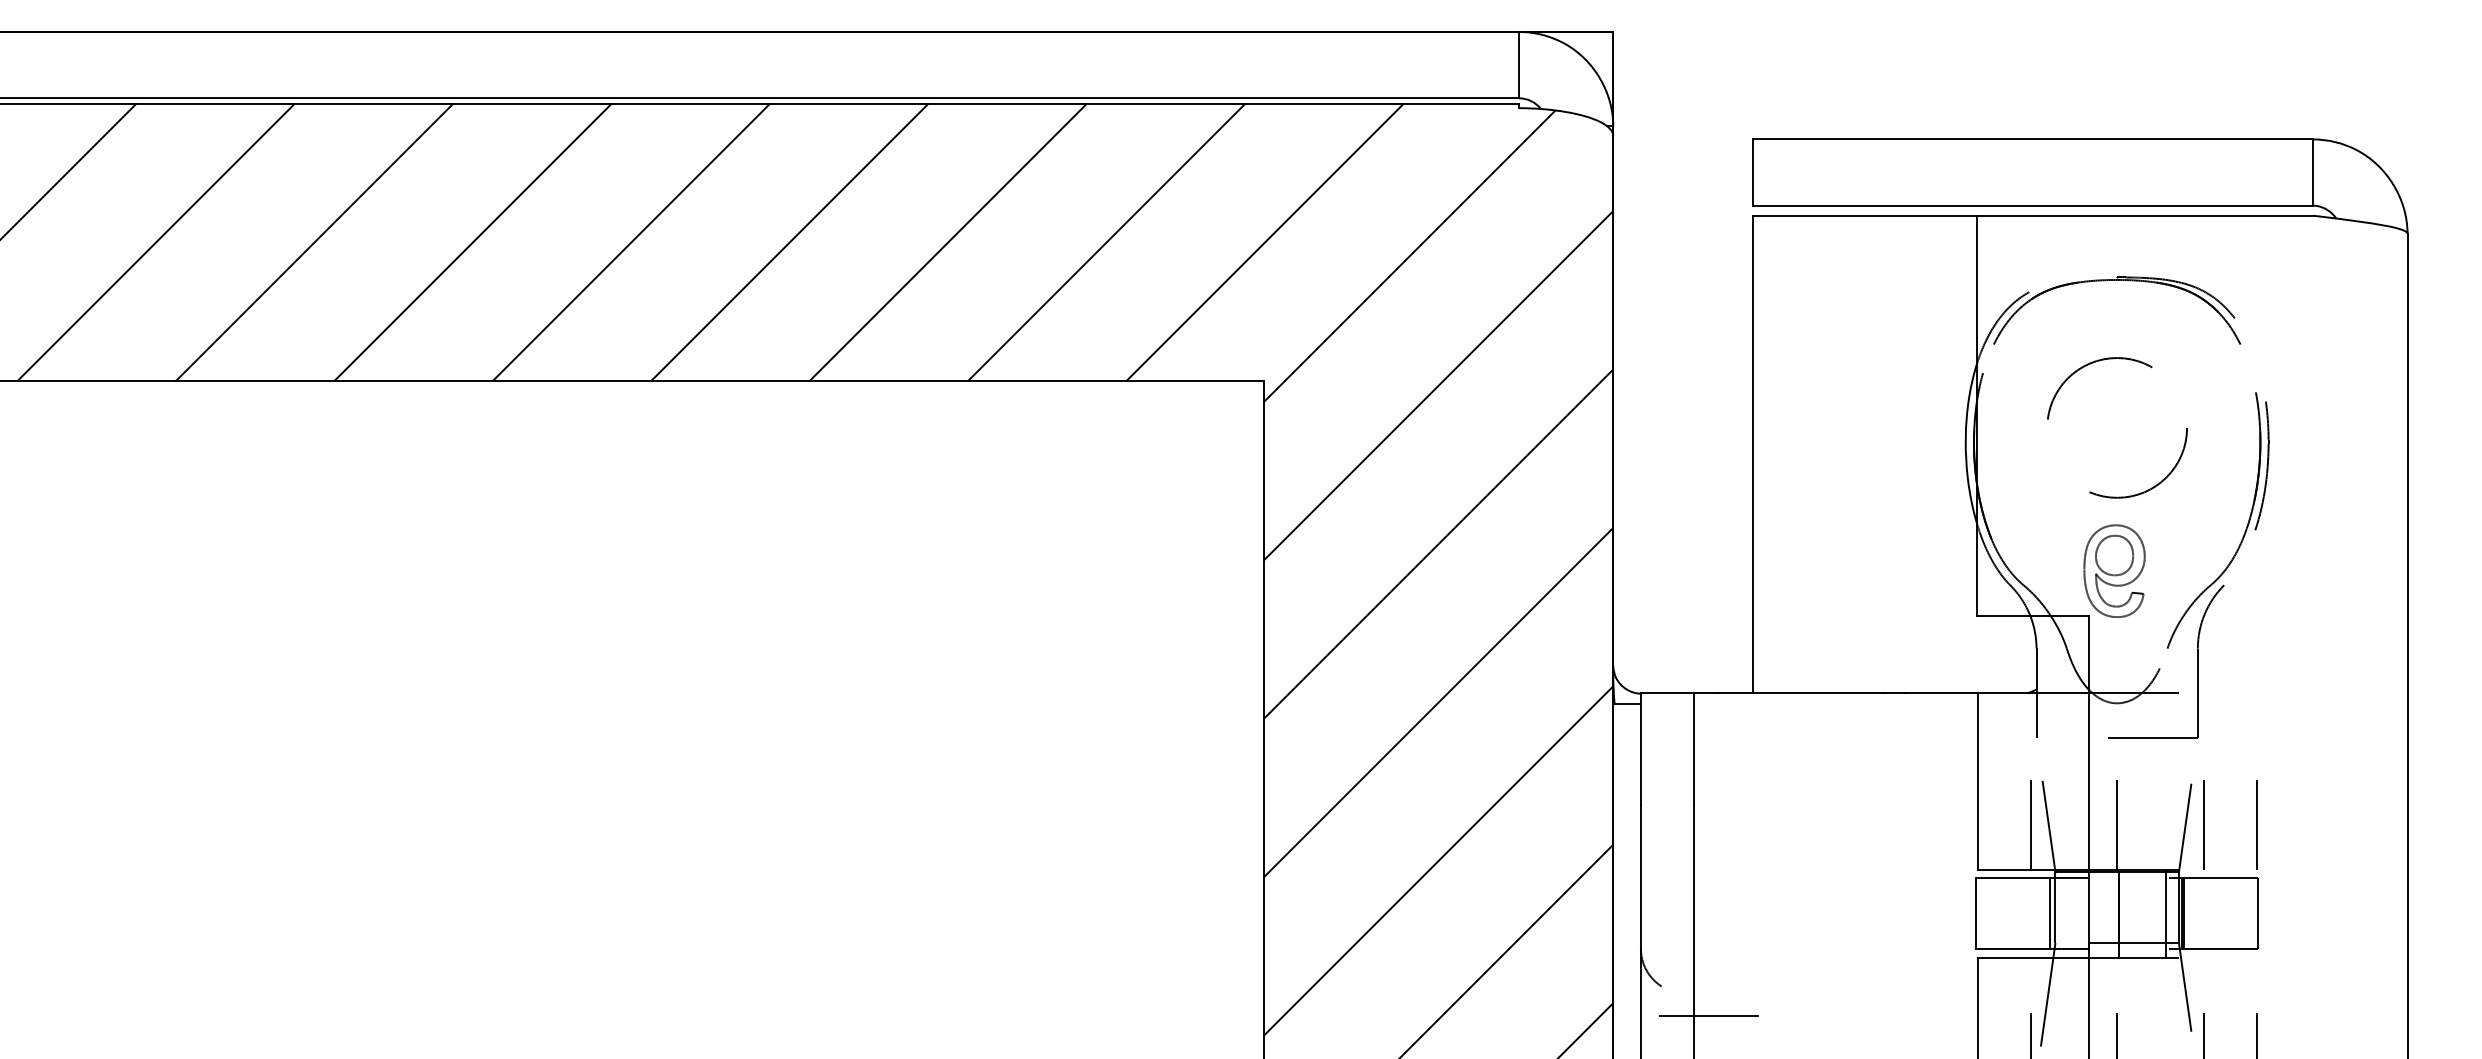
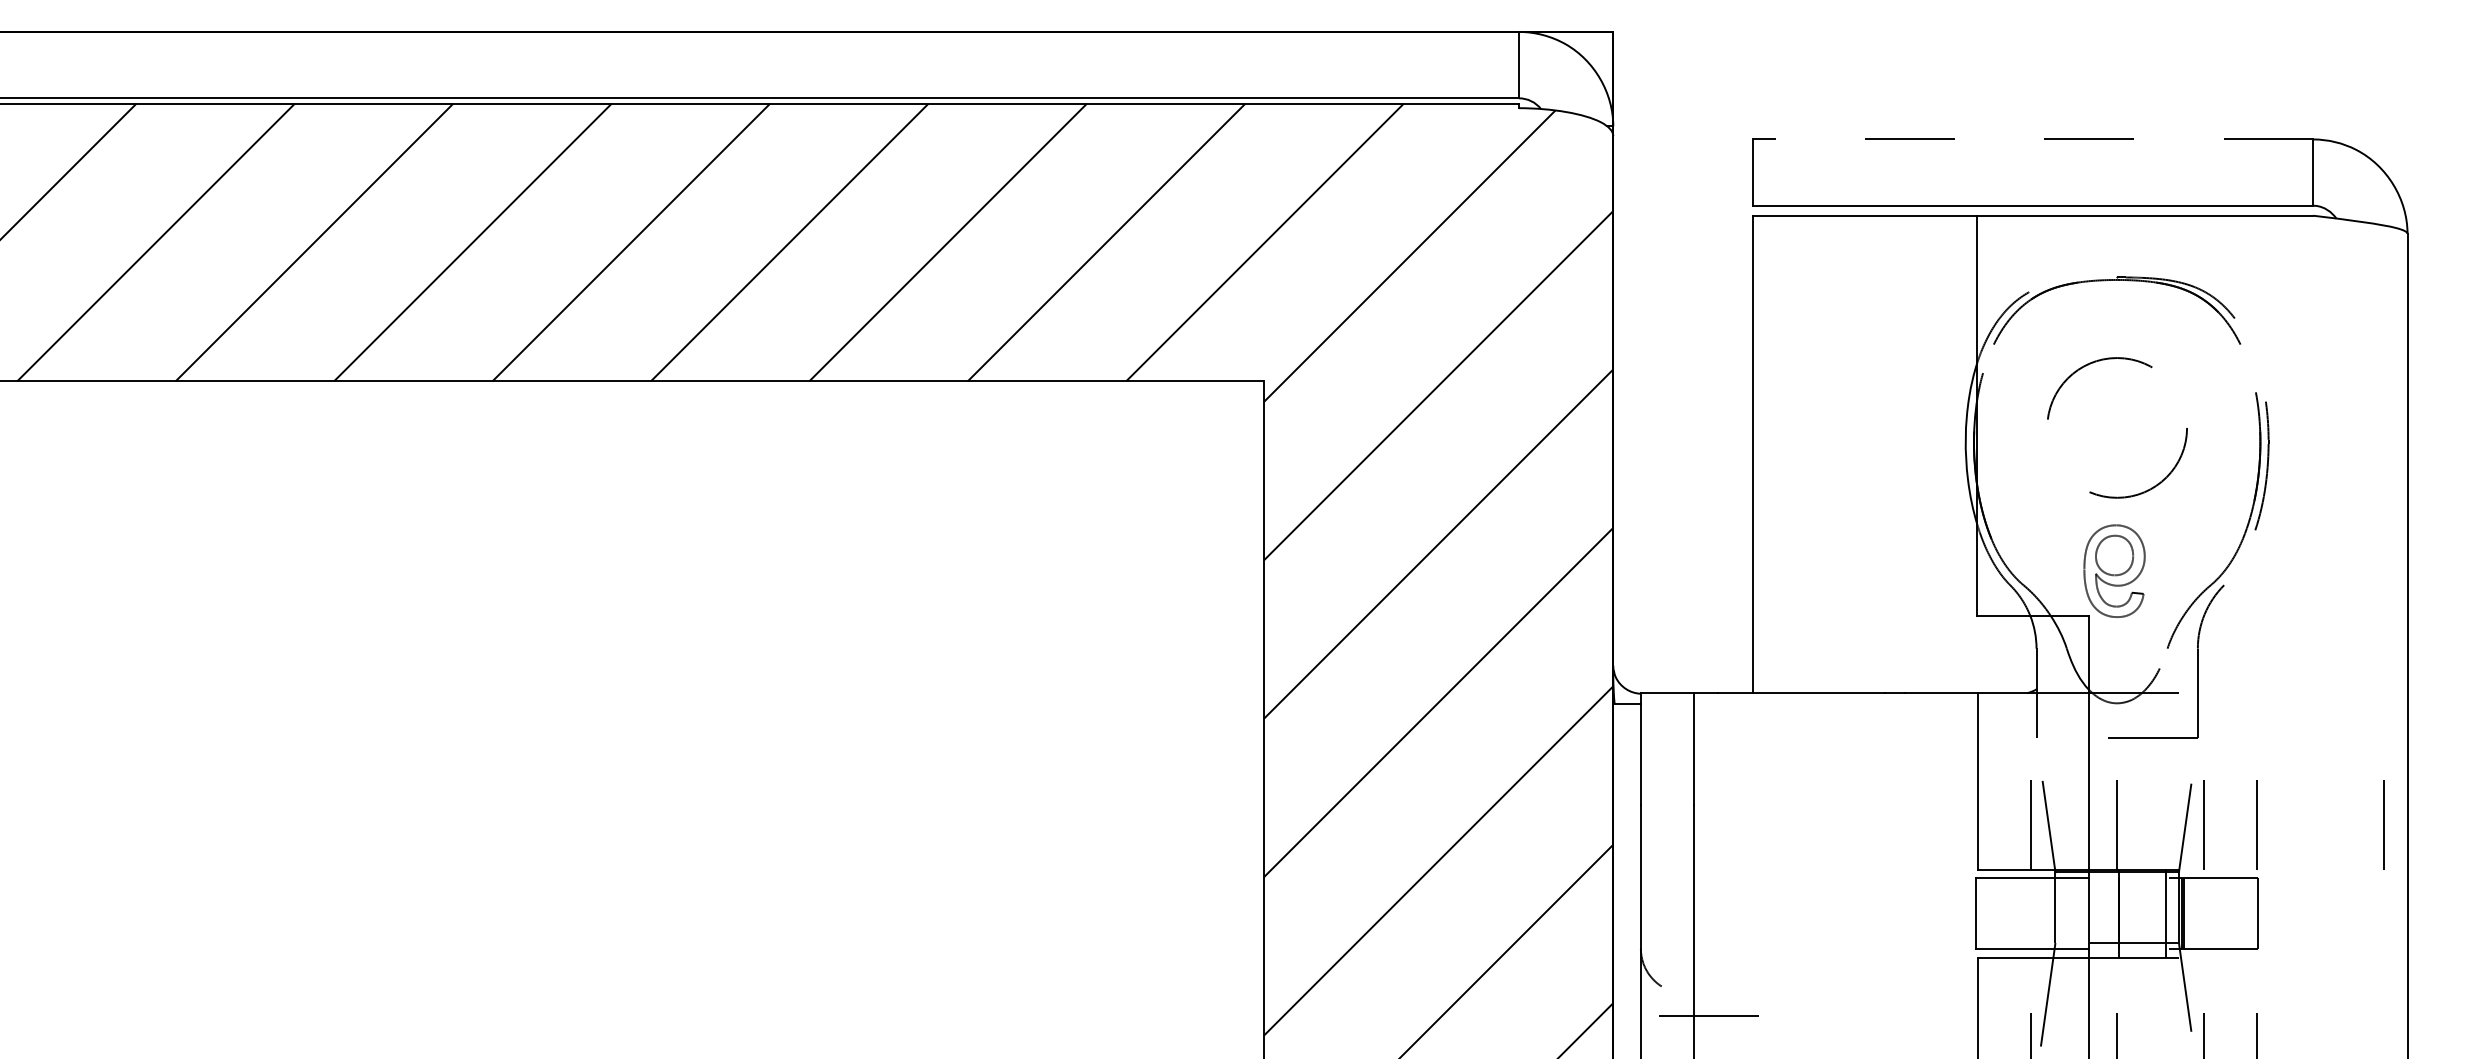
line: solid -> dashed (2033, 139)
line: none -> present (2383, 824)
line: present -> none (2050, 913)
